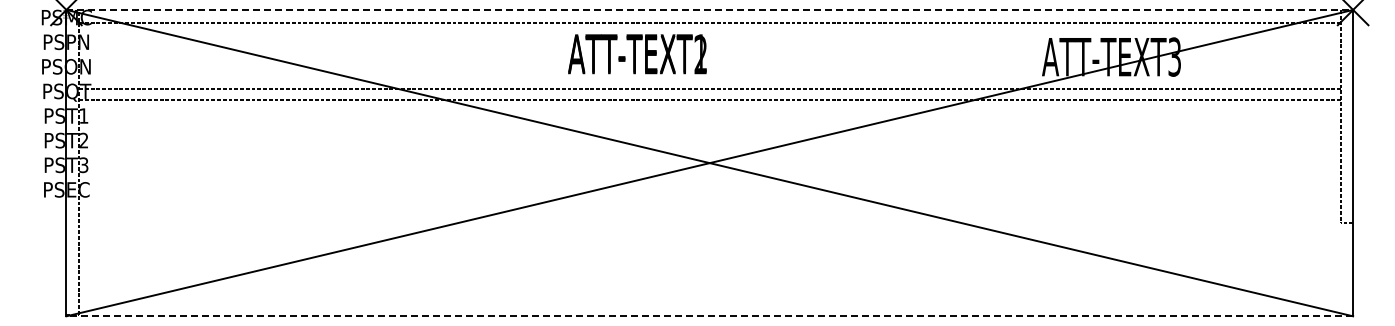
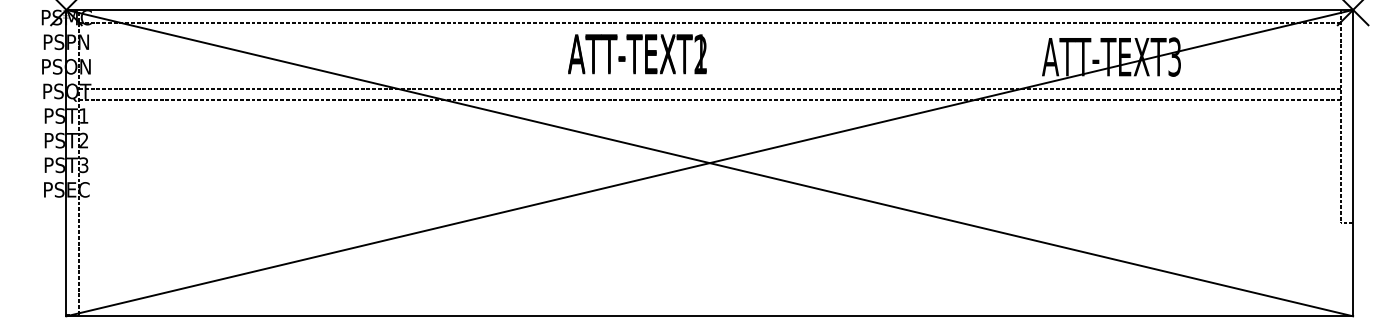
line: dashed -> solid (710, 9)
line: dashed -> solid (709, 316)
